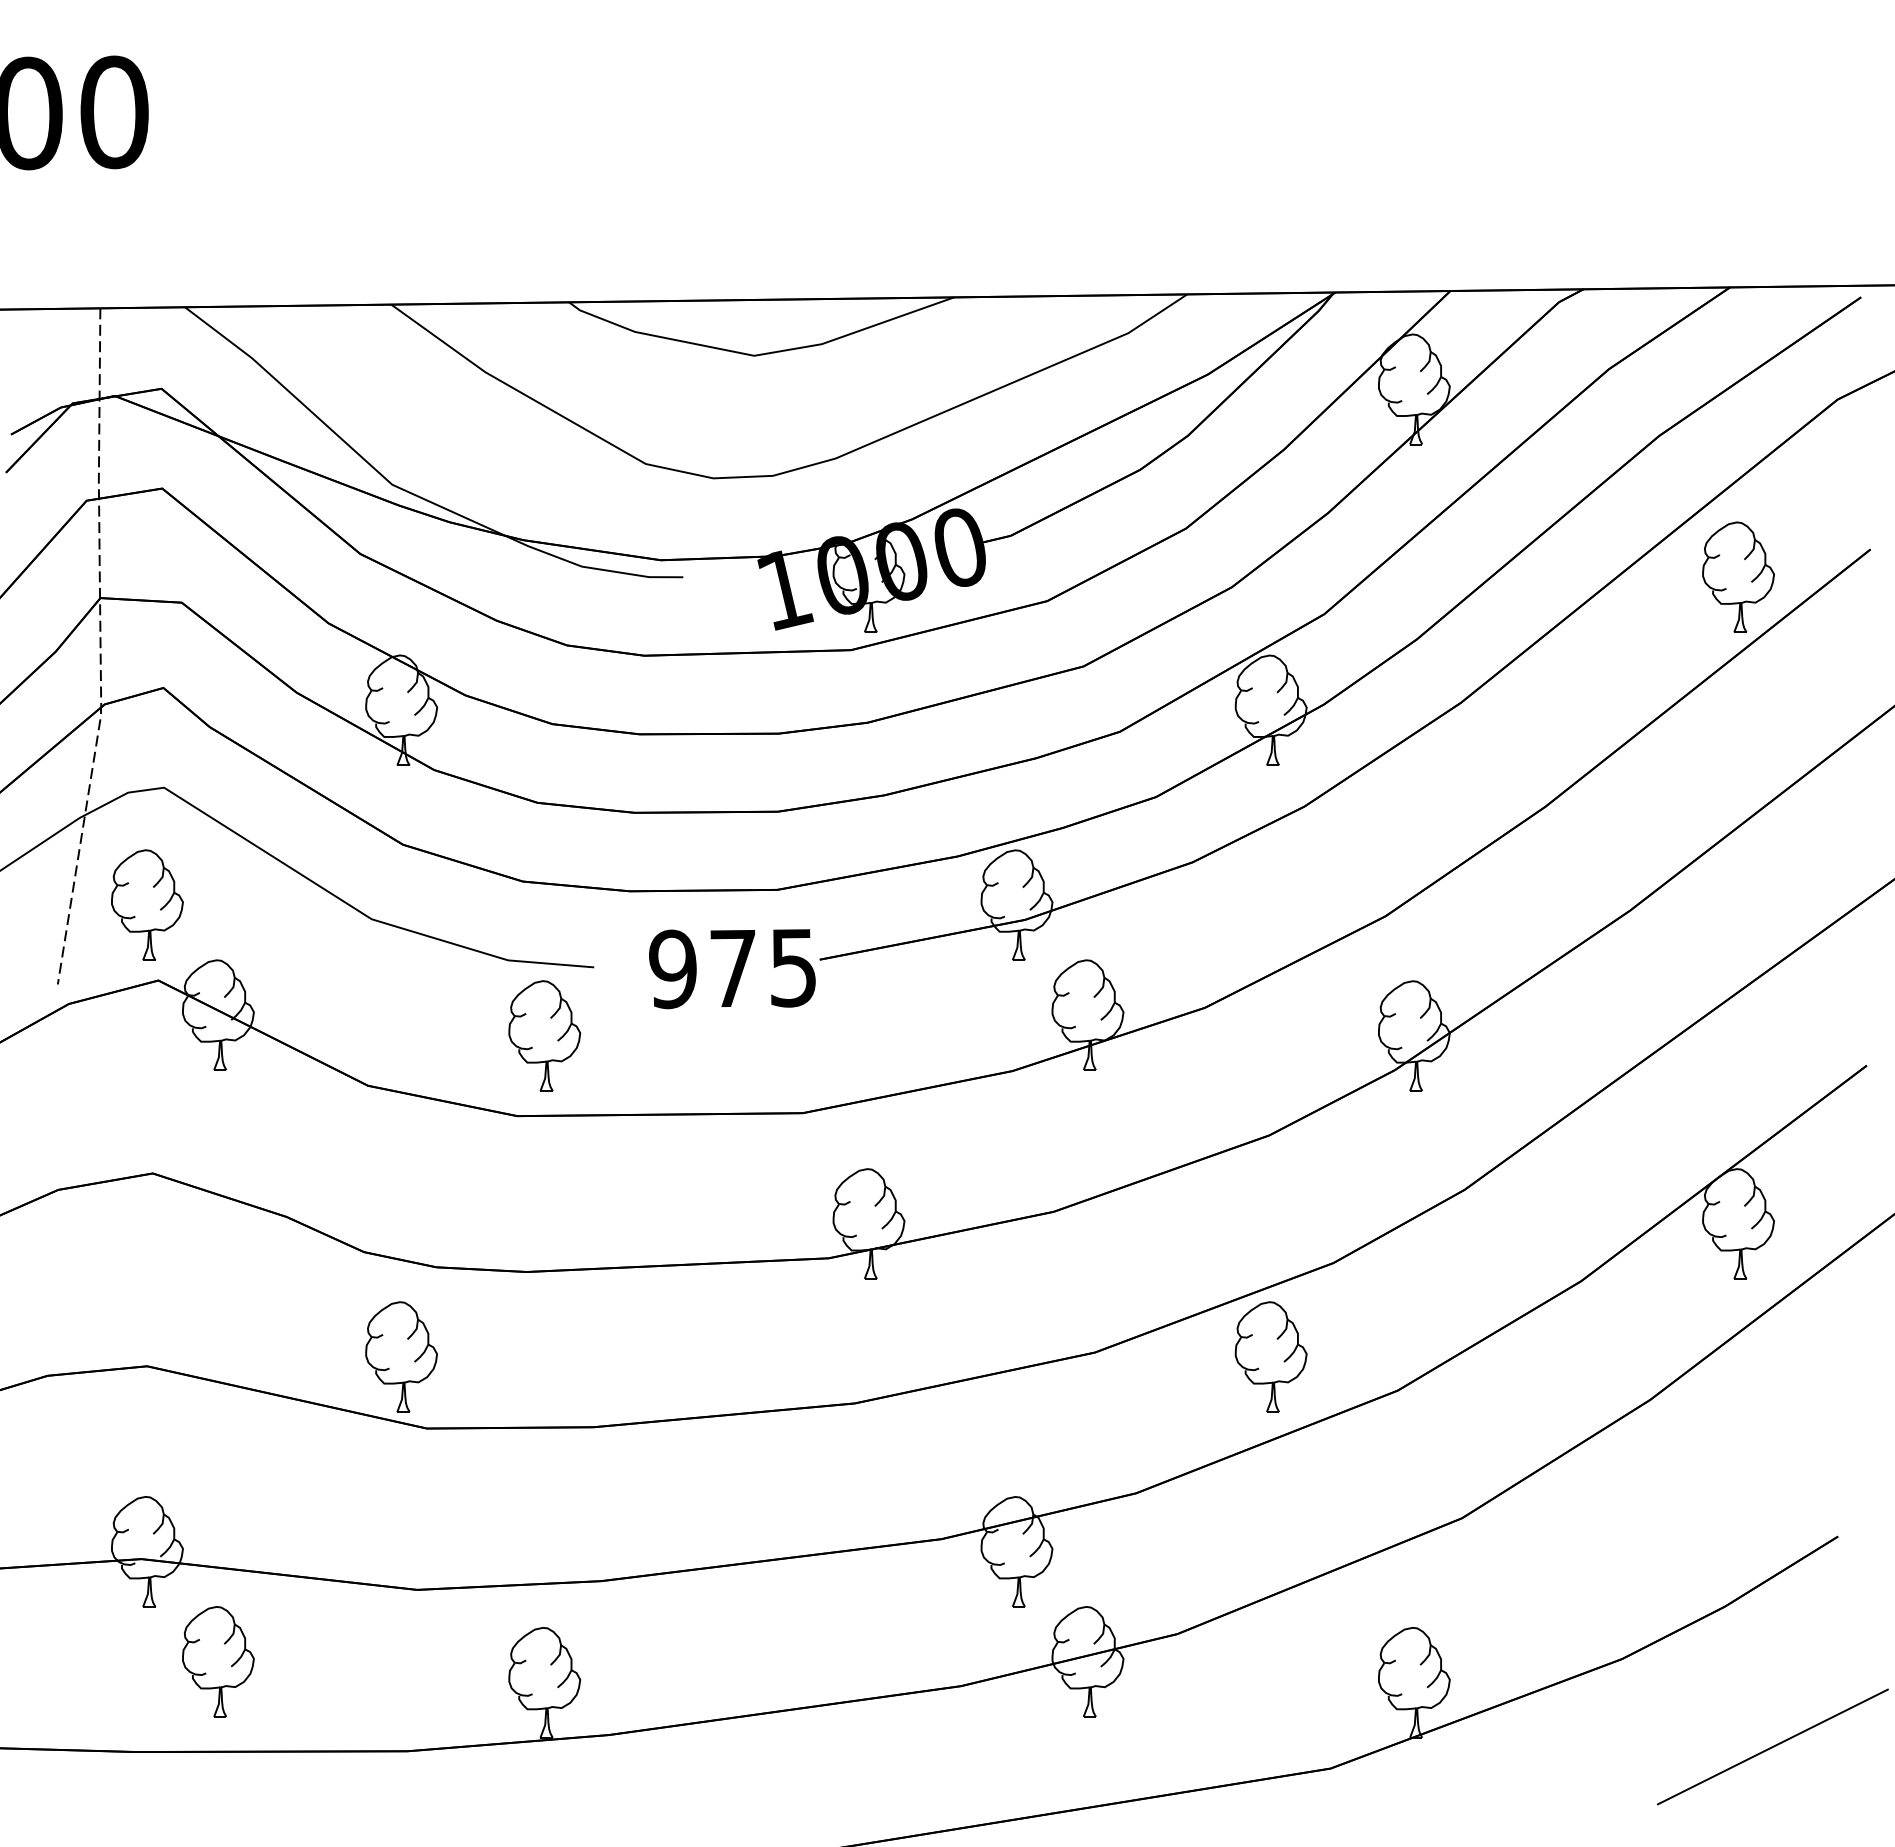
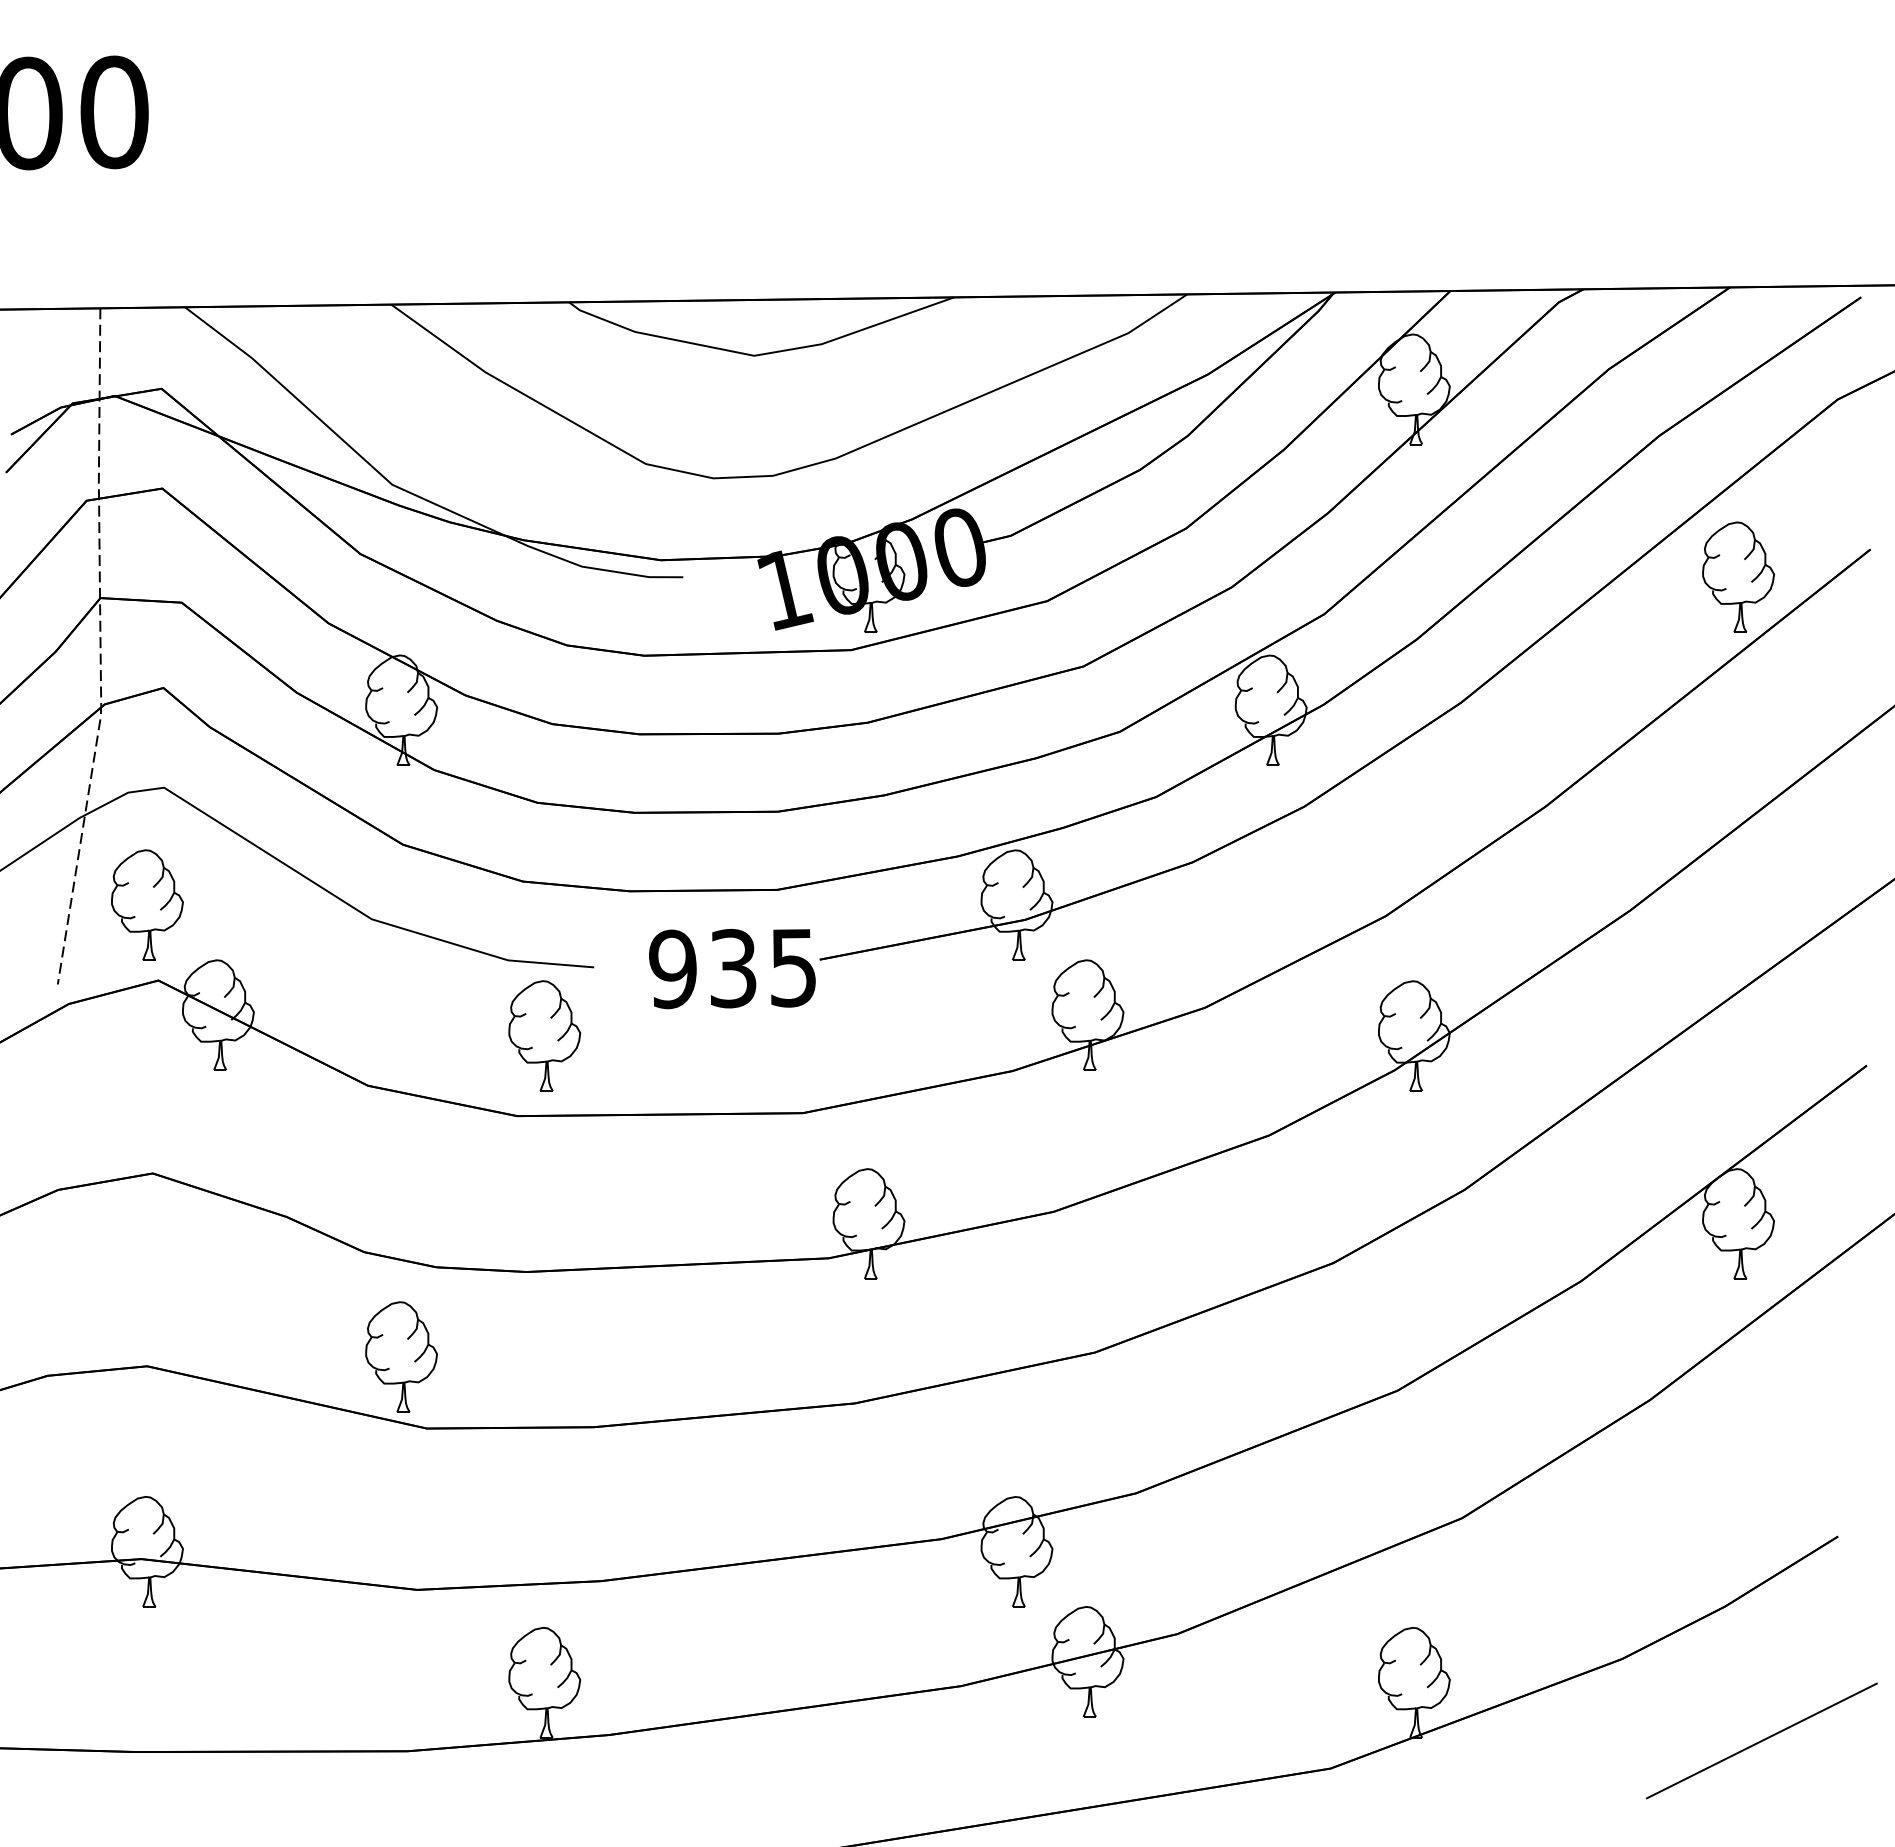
text: 975 -> 935 (733, 968)
part: present -> none (1270, 1356)
part: present -> none (218, 1661)
line position: (1772, 1746) -> (1761, 1740) (1761, 1740)
